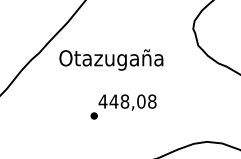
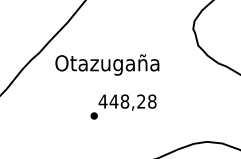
text position: (111, 59) -> (107, 64) (107, 64)
text: 448,08 -> 448,28 (141, 101)
